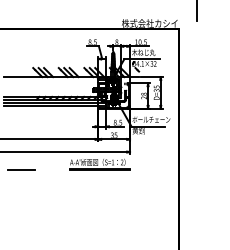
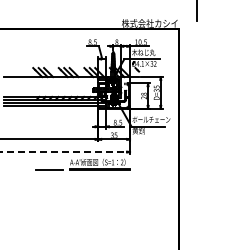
line: solid -> dashed (64, 152)
line position: (21, 169) -> (49, 169) (49, 169)
